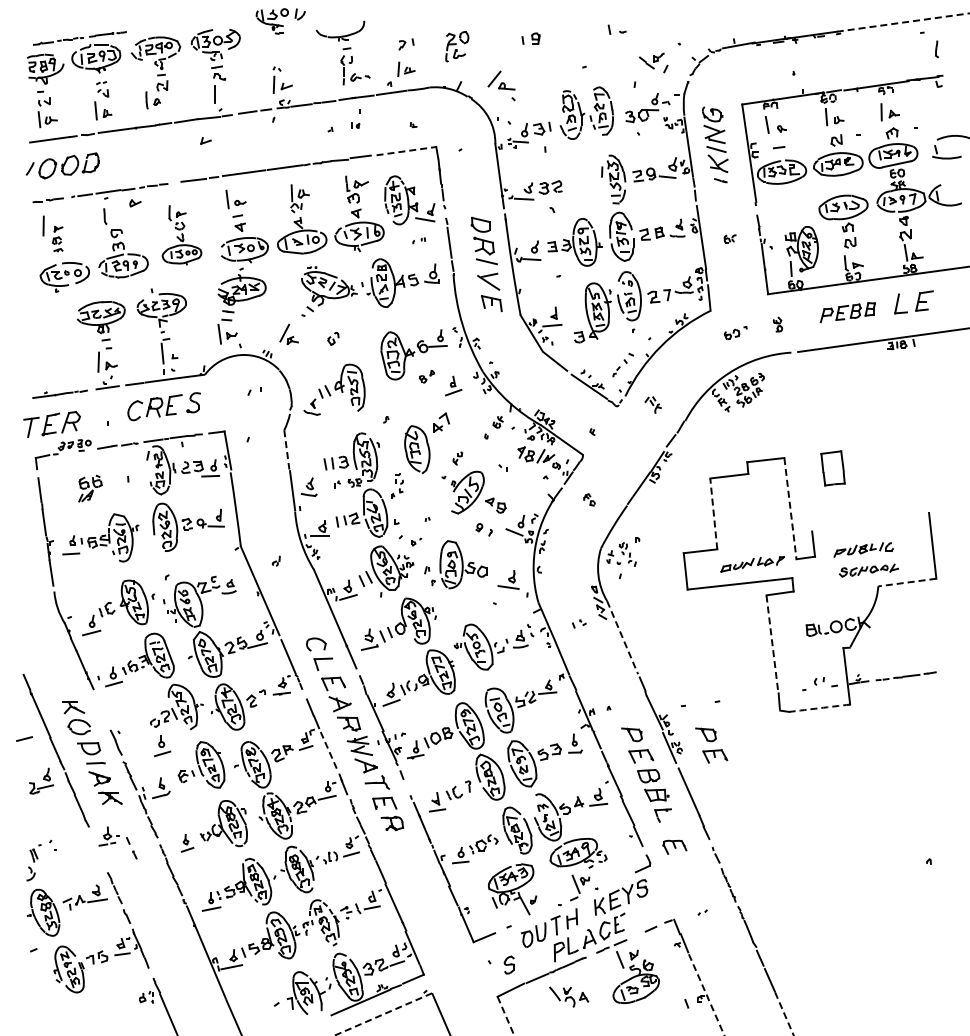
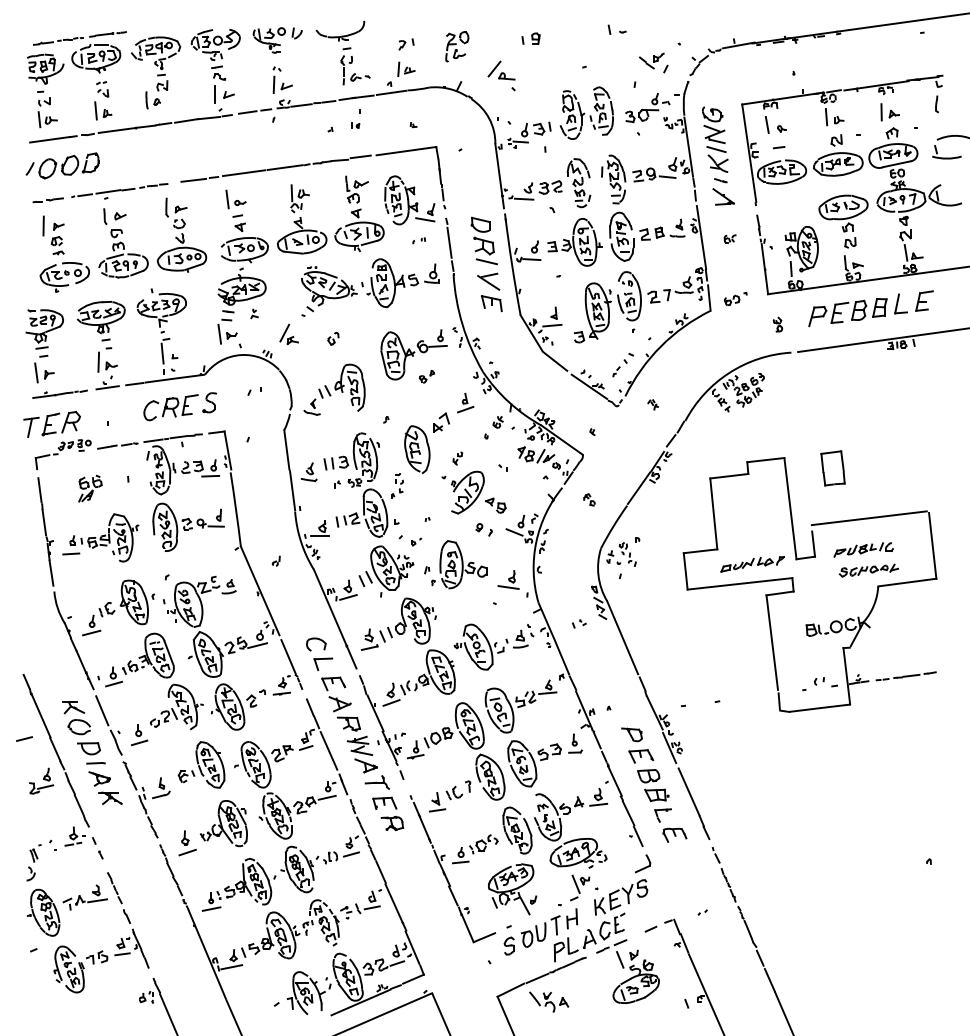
part position: (280, 21) -> (277, 40) (277, 40)
line: dashed -> solid (903, 22)
part position: (936, 49) -> (936, 104) (936, 104)
part position: (501, 85) -> (501, 75) (501, 75)
part position: (205, 140) -> (228, 94) (228, 94)
line: dashed -> solid (406, 151)
part: none -> present (578, 183)
part: none -> present (723, 196)
part position: (135, 203) -> (120, 216) (120, 216)
part size: 42x61 px -> 52x76 px (181, 234)
part size: 12x28 px -> 15x34 px (57, 238)
part size: 57x22 px -> 80x30 px (847, 312)
part: none -> present (254, 313)
part position: (735, 333) -> (735, 299) (735, 299)
part: none -> present (44, 346)
part position: (453, 385) -> (465, 402) (465, 402)
part size: 18x18 px -> 12x12 px (652, 404)
part position: (163, 406) -> (179, 406) (179, 406)
line: dashed -> solid (286, 449)
part position: (308, 487) -> (308, 472) (308, 472)
line: dashed -> solid (790, 508)
line: dashed -> solid (713, 513)
line: none -> present (868, 518)
line: dashed -> solid (906, 582)
line: dashed -> solid (622, 637)
line: dashed -> solid (772, 642)
arc: dashed -> solid (819, 708)
line: none -> present (102, 710)
part: present -> none (711, 745)
part position: (162, 746) -> (139, 735) (139, 735)
line: dashed -> solid (329, 750)
part position: (117, 842) -> (83, 842) (83, 842)
part size: 15x19 px -> 19x27 px (187, 843)
part position: (674, 846) -> (674, 834) (674, 834)
part position: (508, 964) -> (508, 945) (508, 945)
line: dashed -> solid (706, 995)
part position: (569, 996) -> (549, 1001) (549, 1001)
line: dashed -> solid (382, 1014)
line: dashed -> solid (784, 1014)
line: dashed -> solid (505, 1016)
